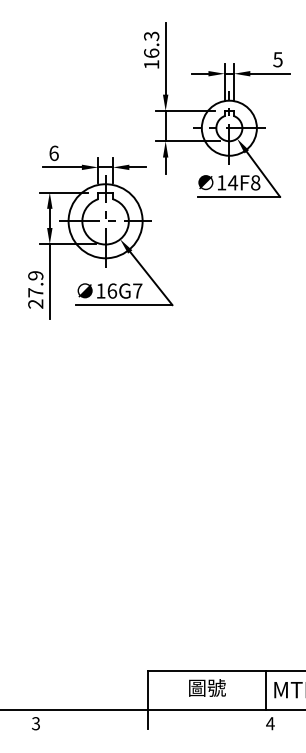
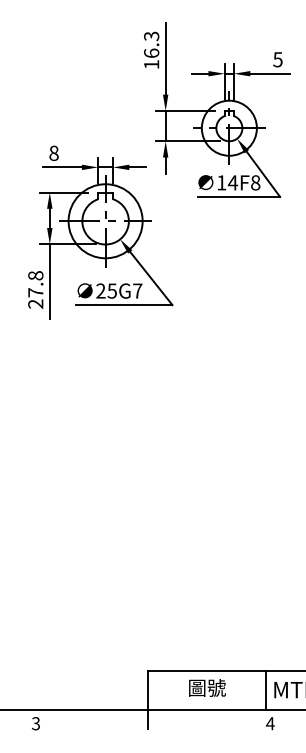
text: 6 -> 8 (53, 152)
text: 27.9 -> 27.8 (35, 275)
text: 16G7 -> 25G7 (106, 290)
